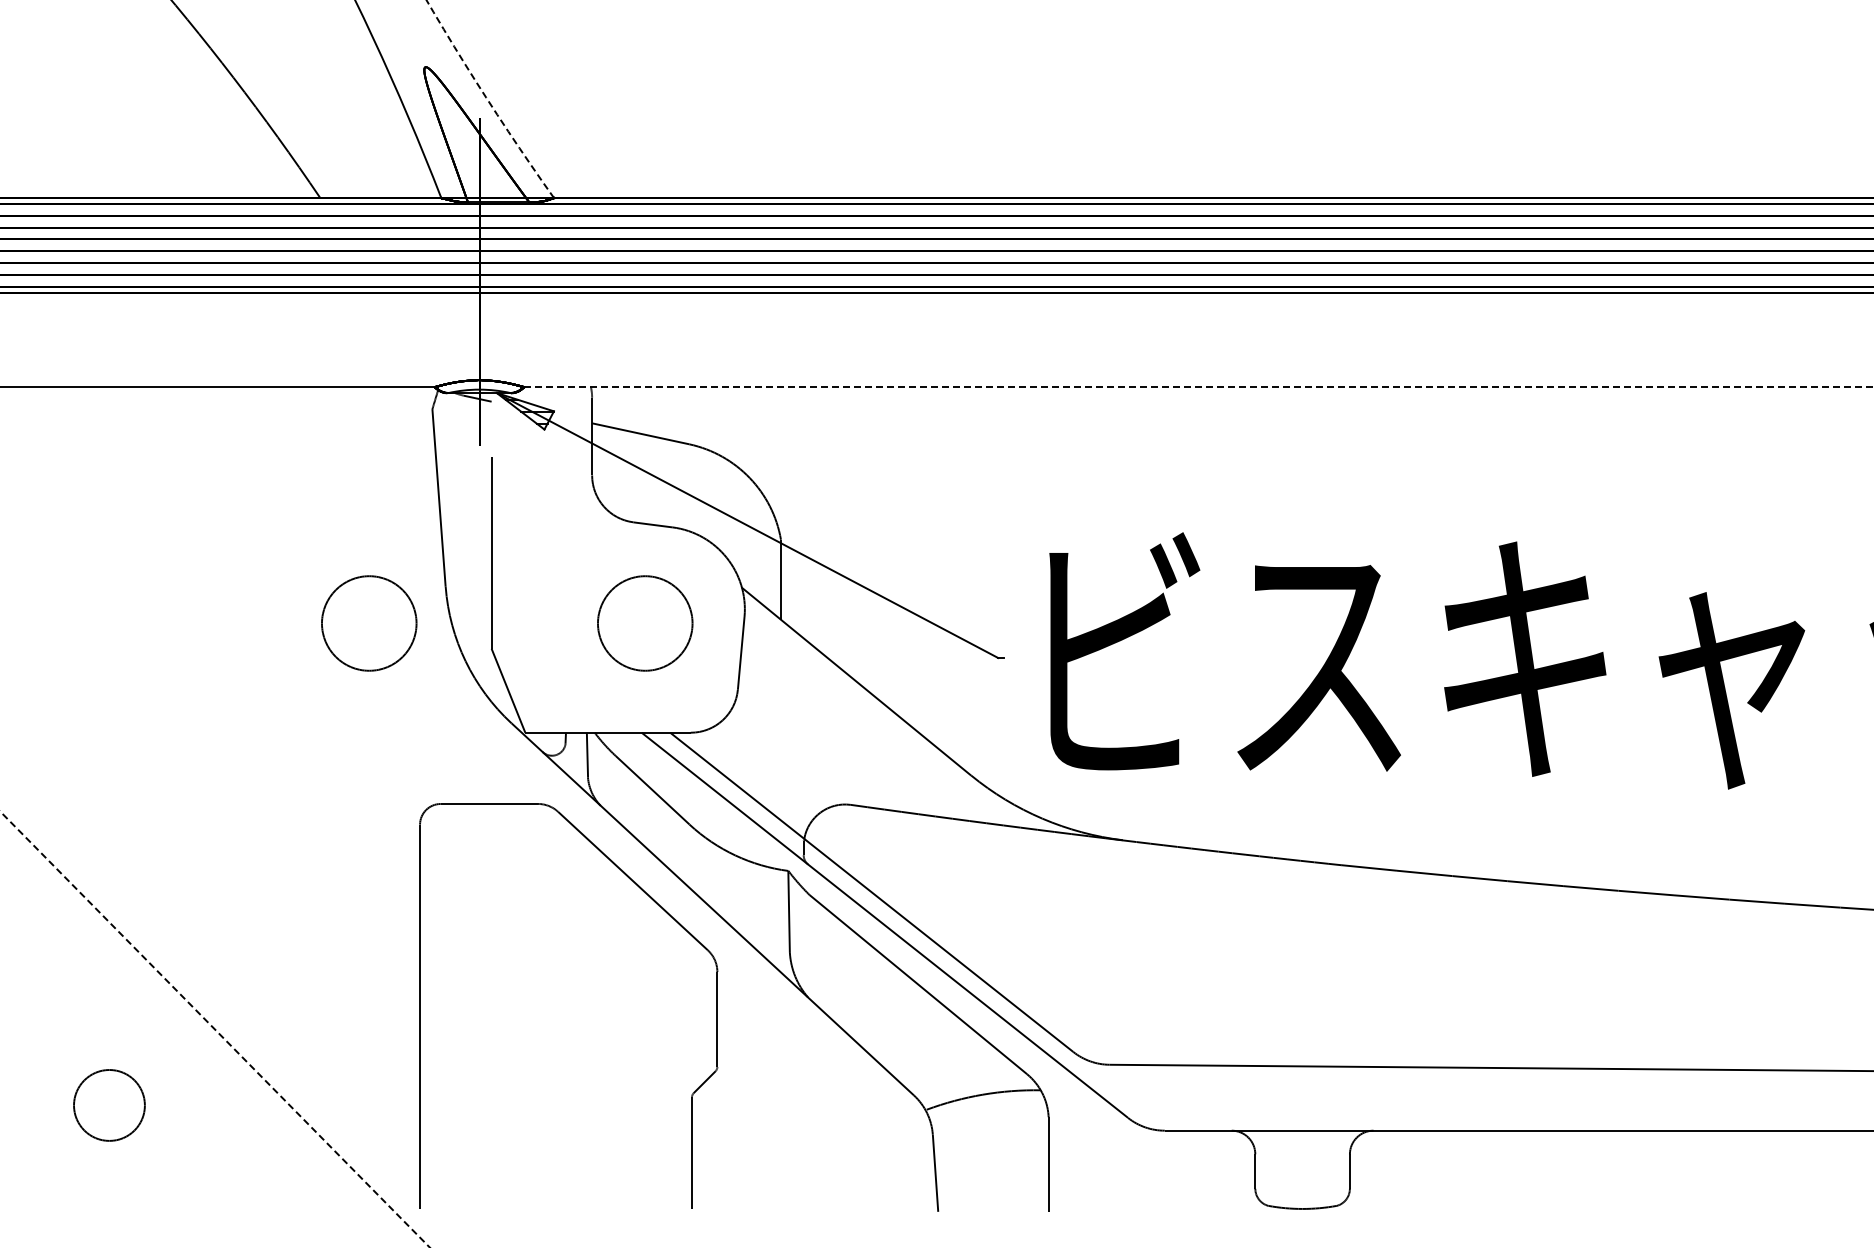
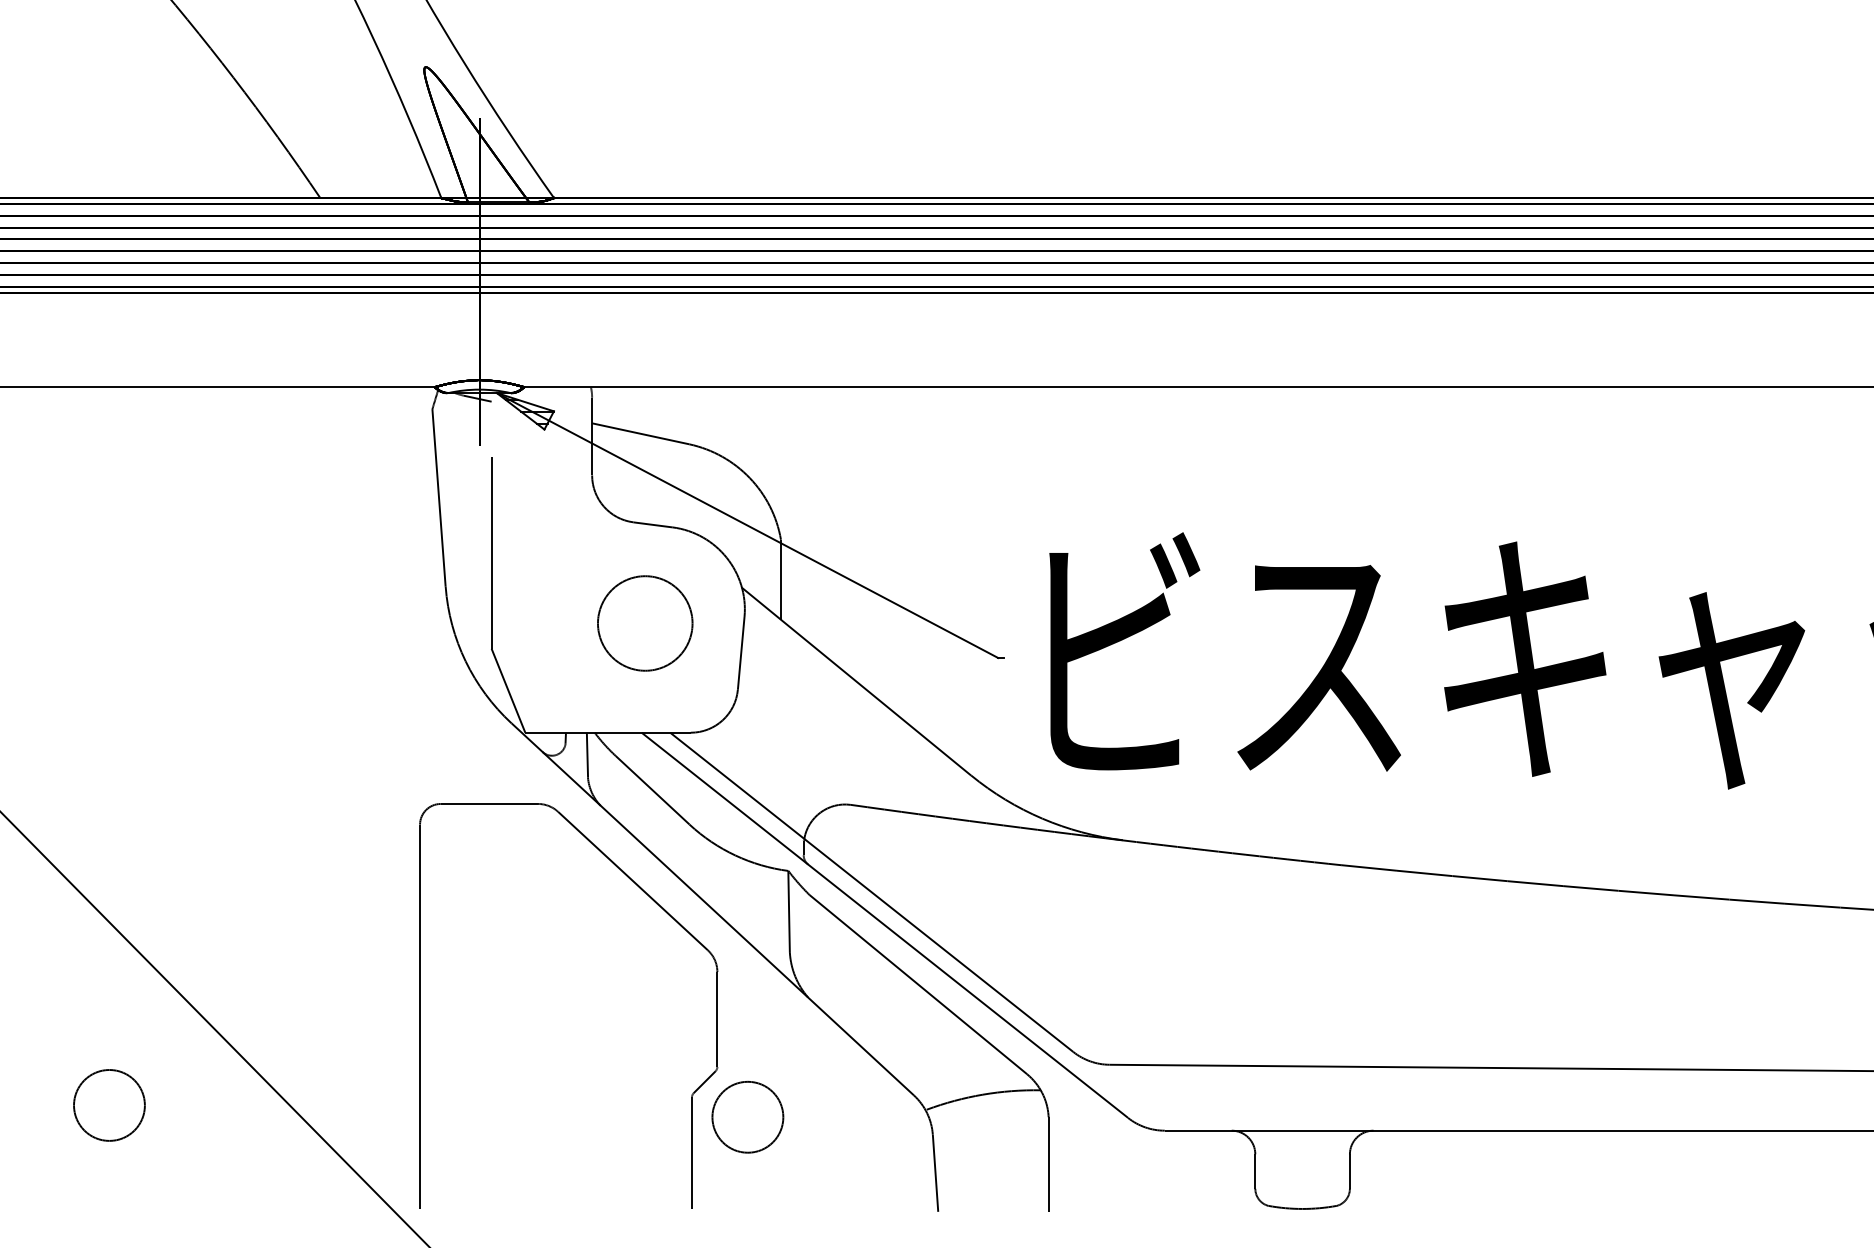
arc: dashed -> solid (487, 100)
line: dashed -> solid (1198, 387)
part: present -> none (369, 623)
line: dashed -> solid (214, 1029)
part: none -> present (747, 1116)
